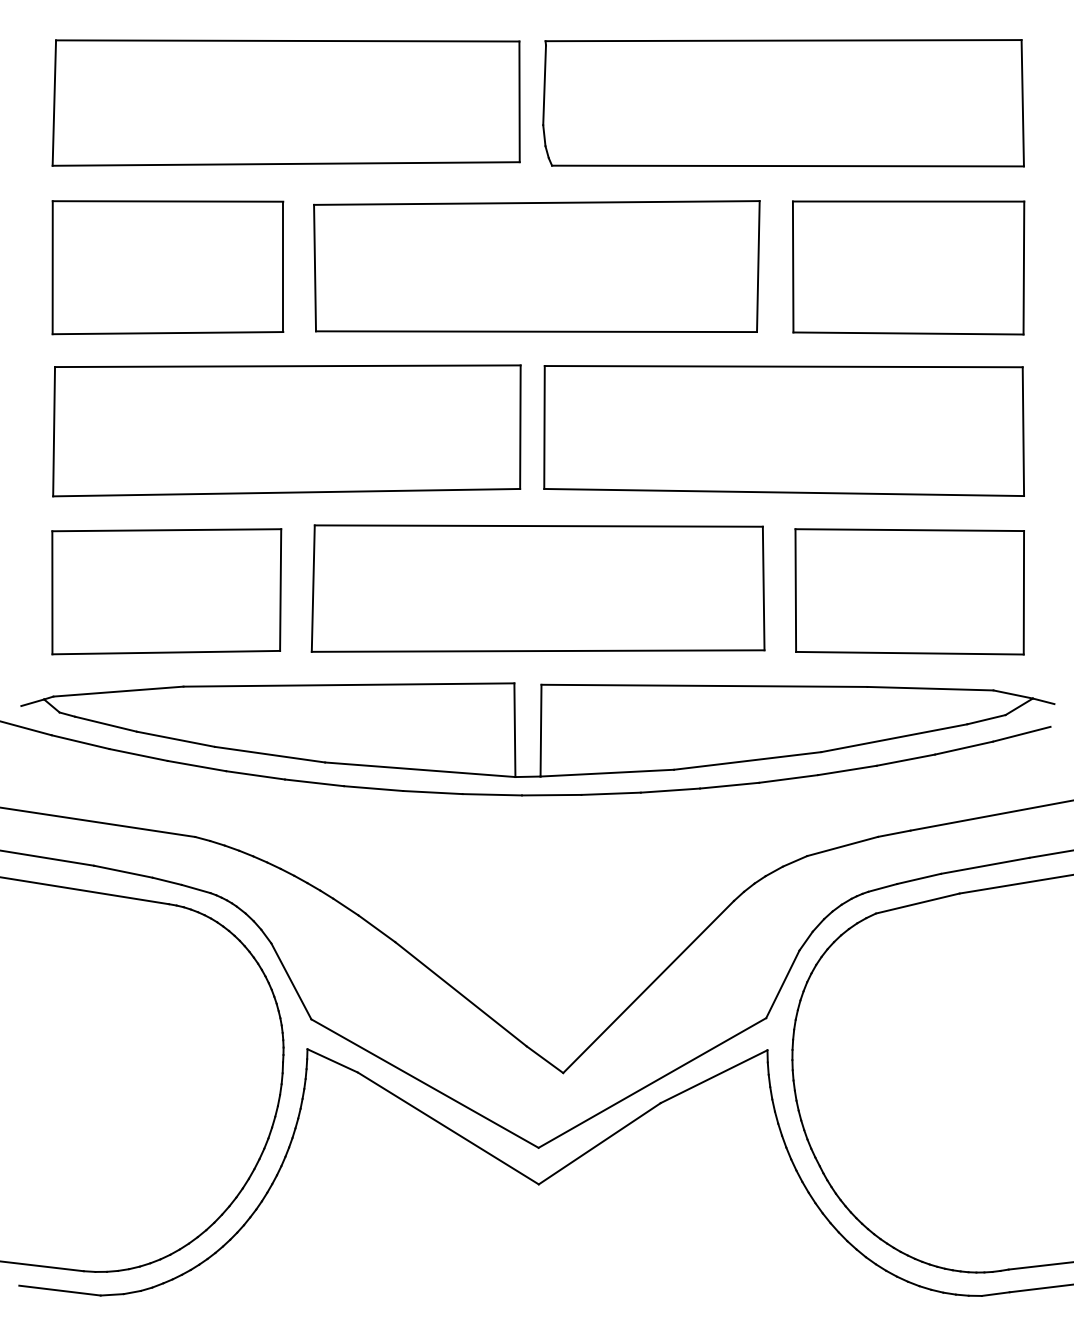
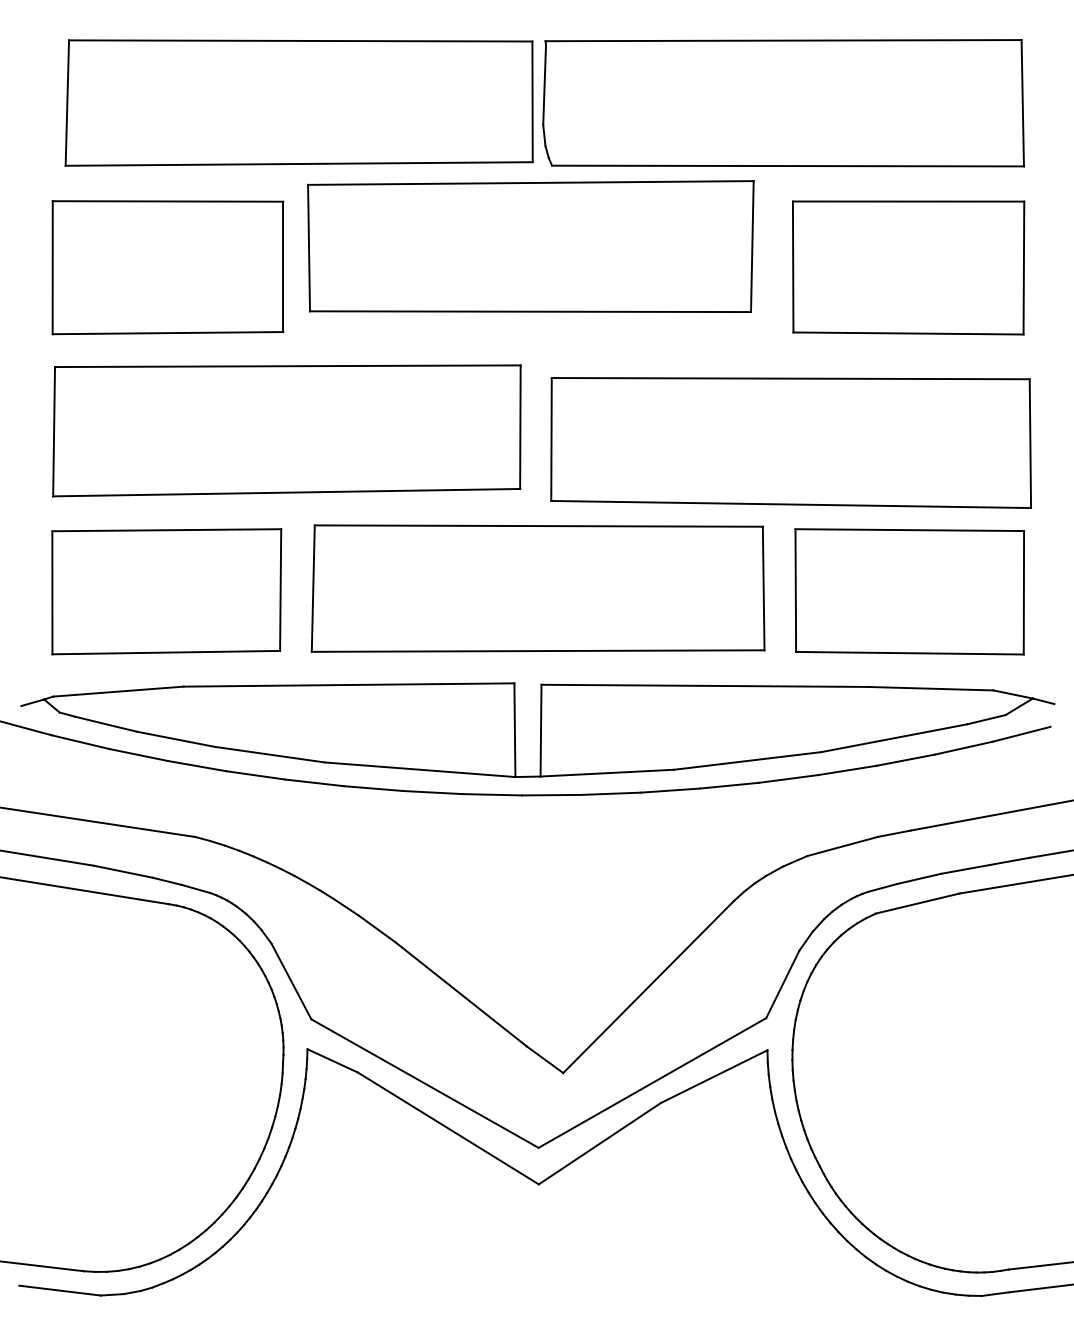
part position: (285, 102) -> (298, 102) (298, 102)
part position: (536, 266) -> (530, 246) (530, 246)
part position: (783, 430) -> (790, 442) (790, 442)
